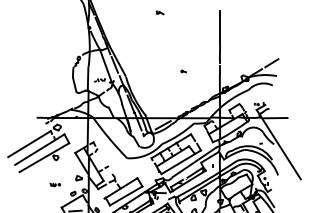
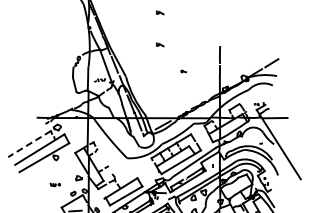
line: present -> none (220, 27)
part: none -> present (159, 44)
line: solid -> dashed (29, 144)
